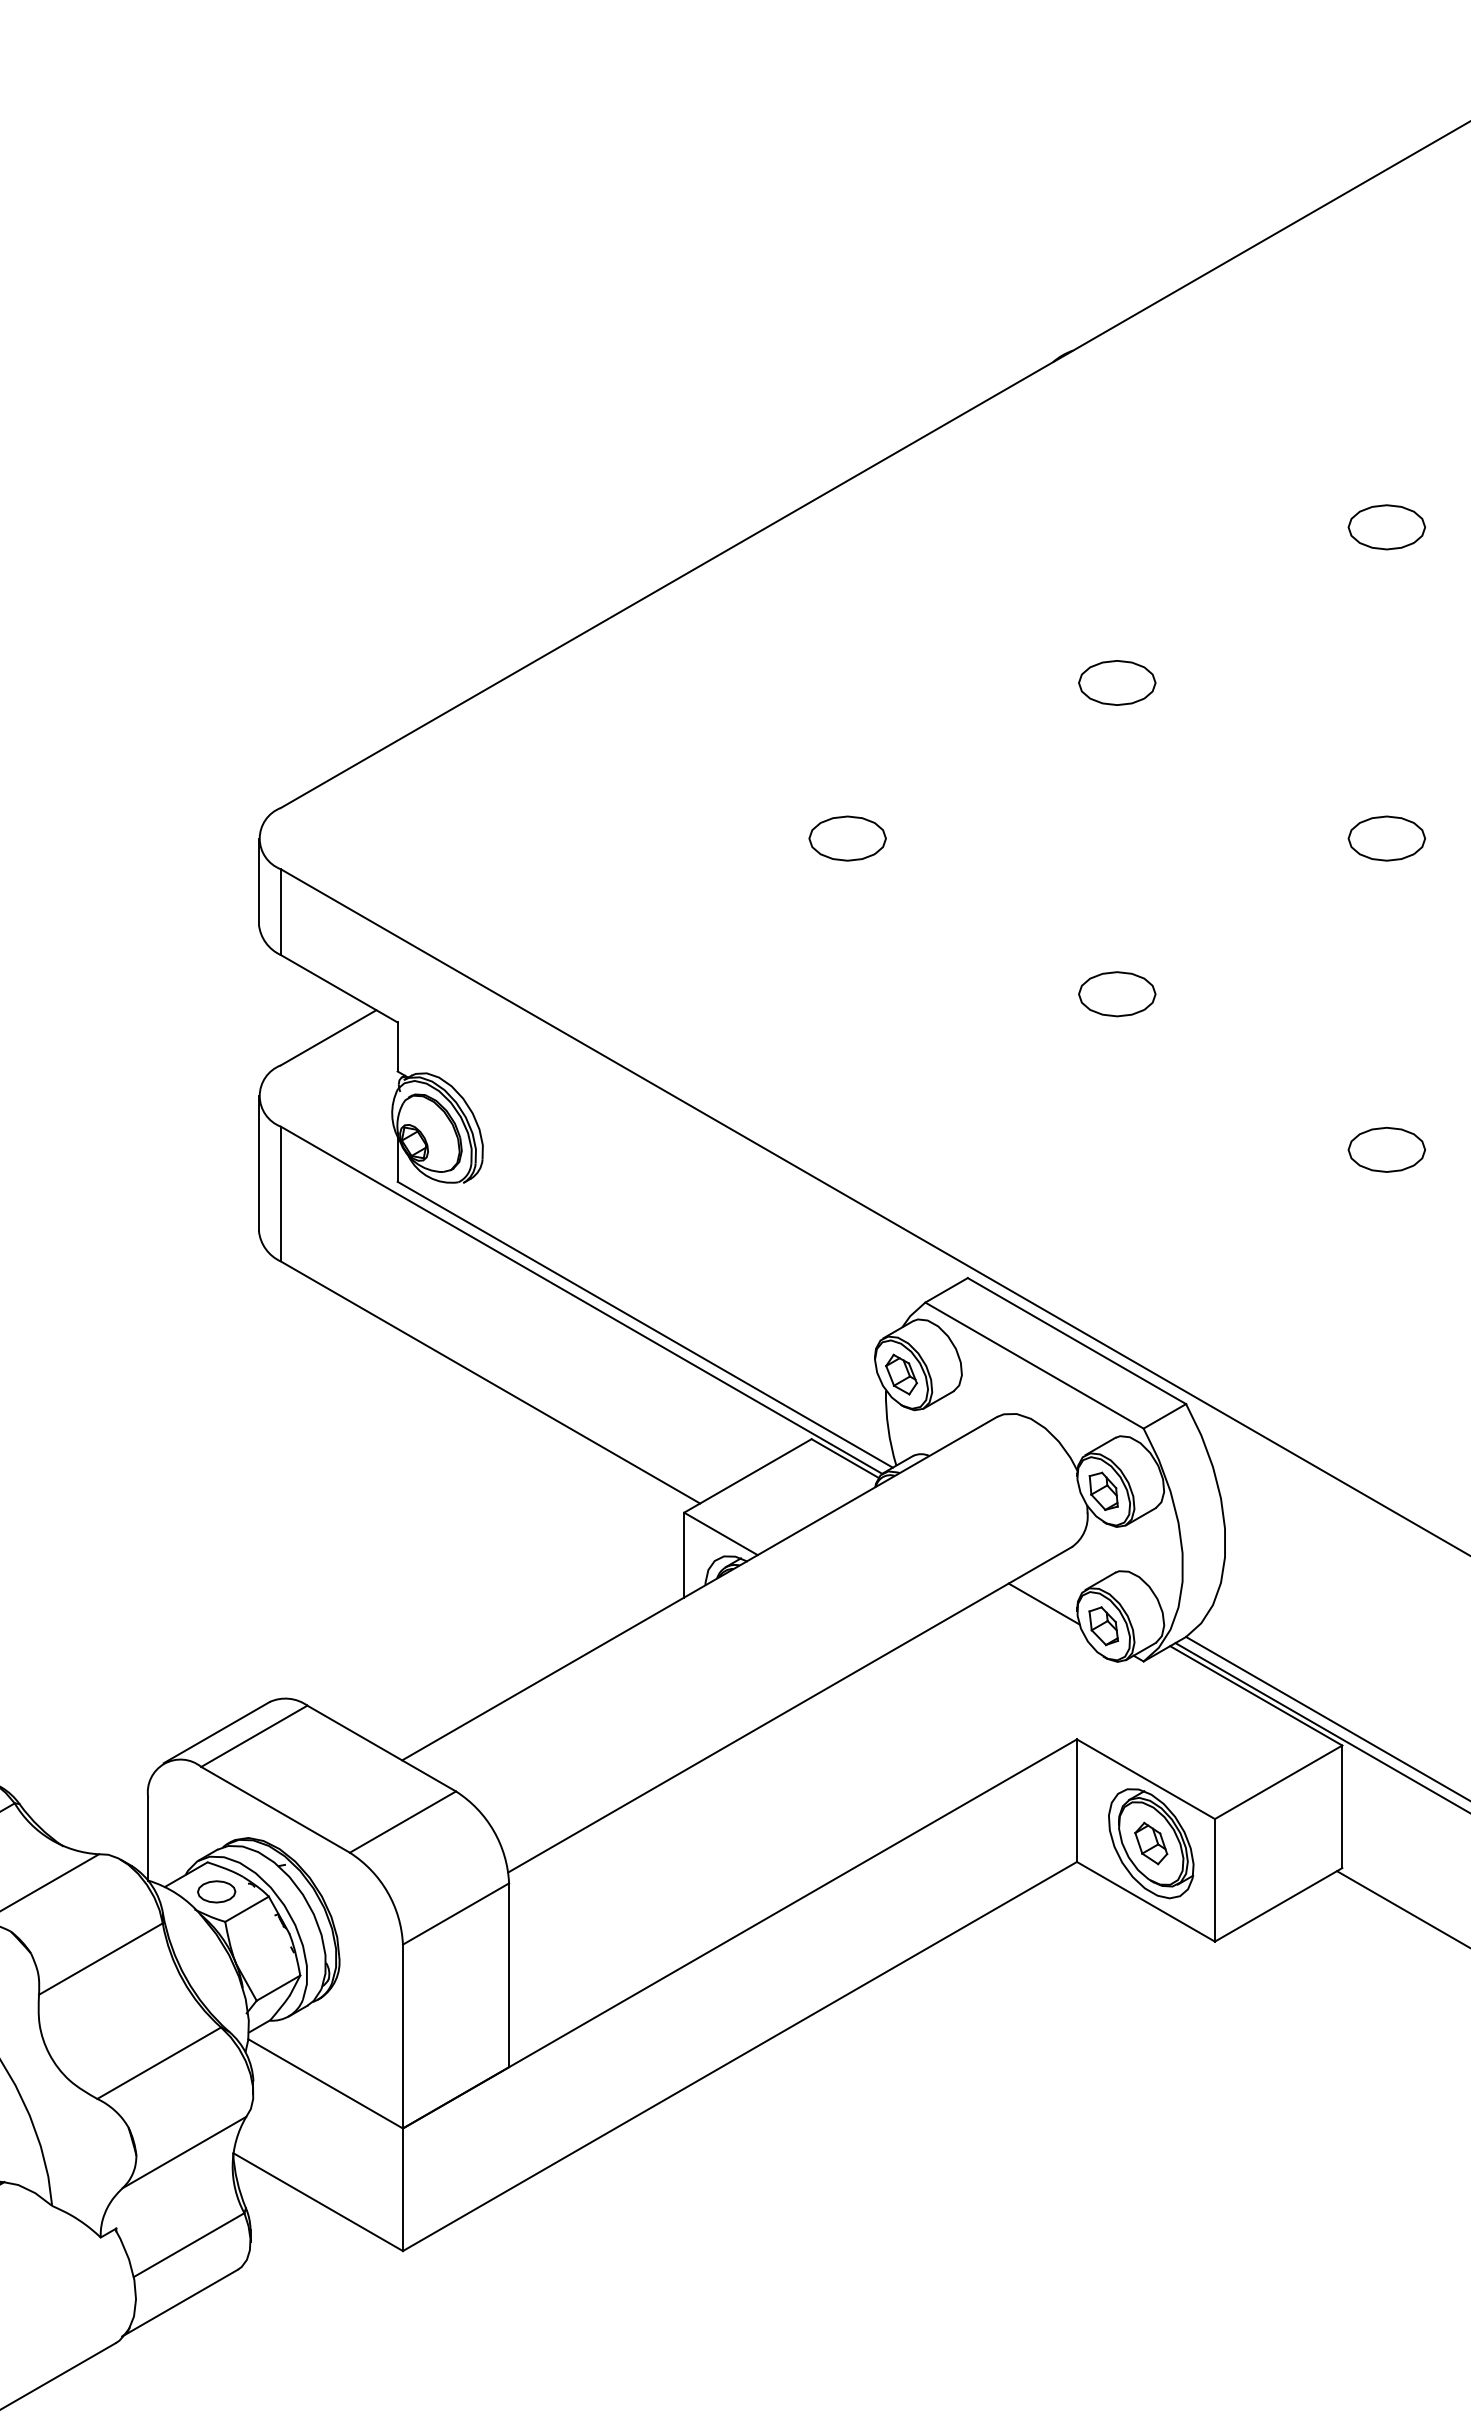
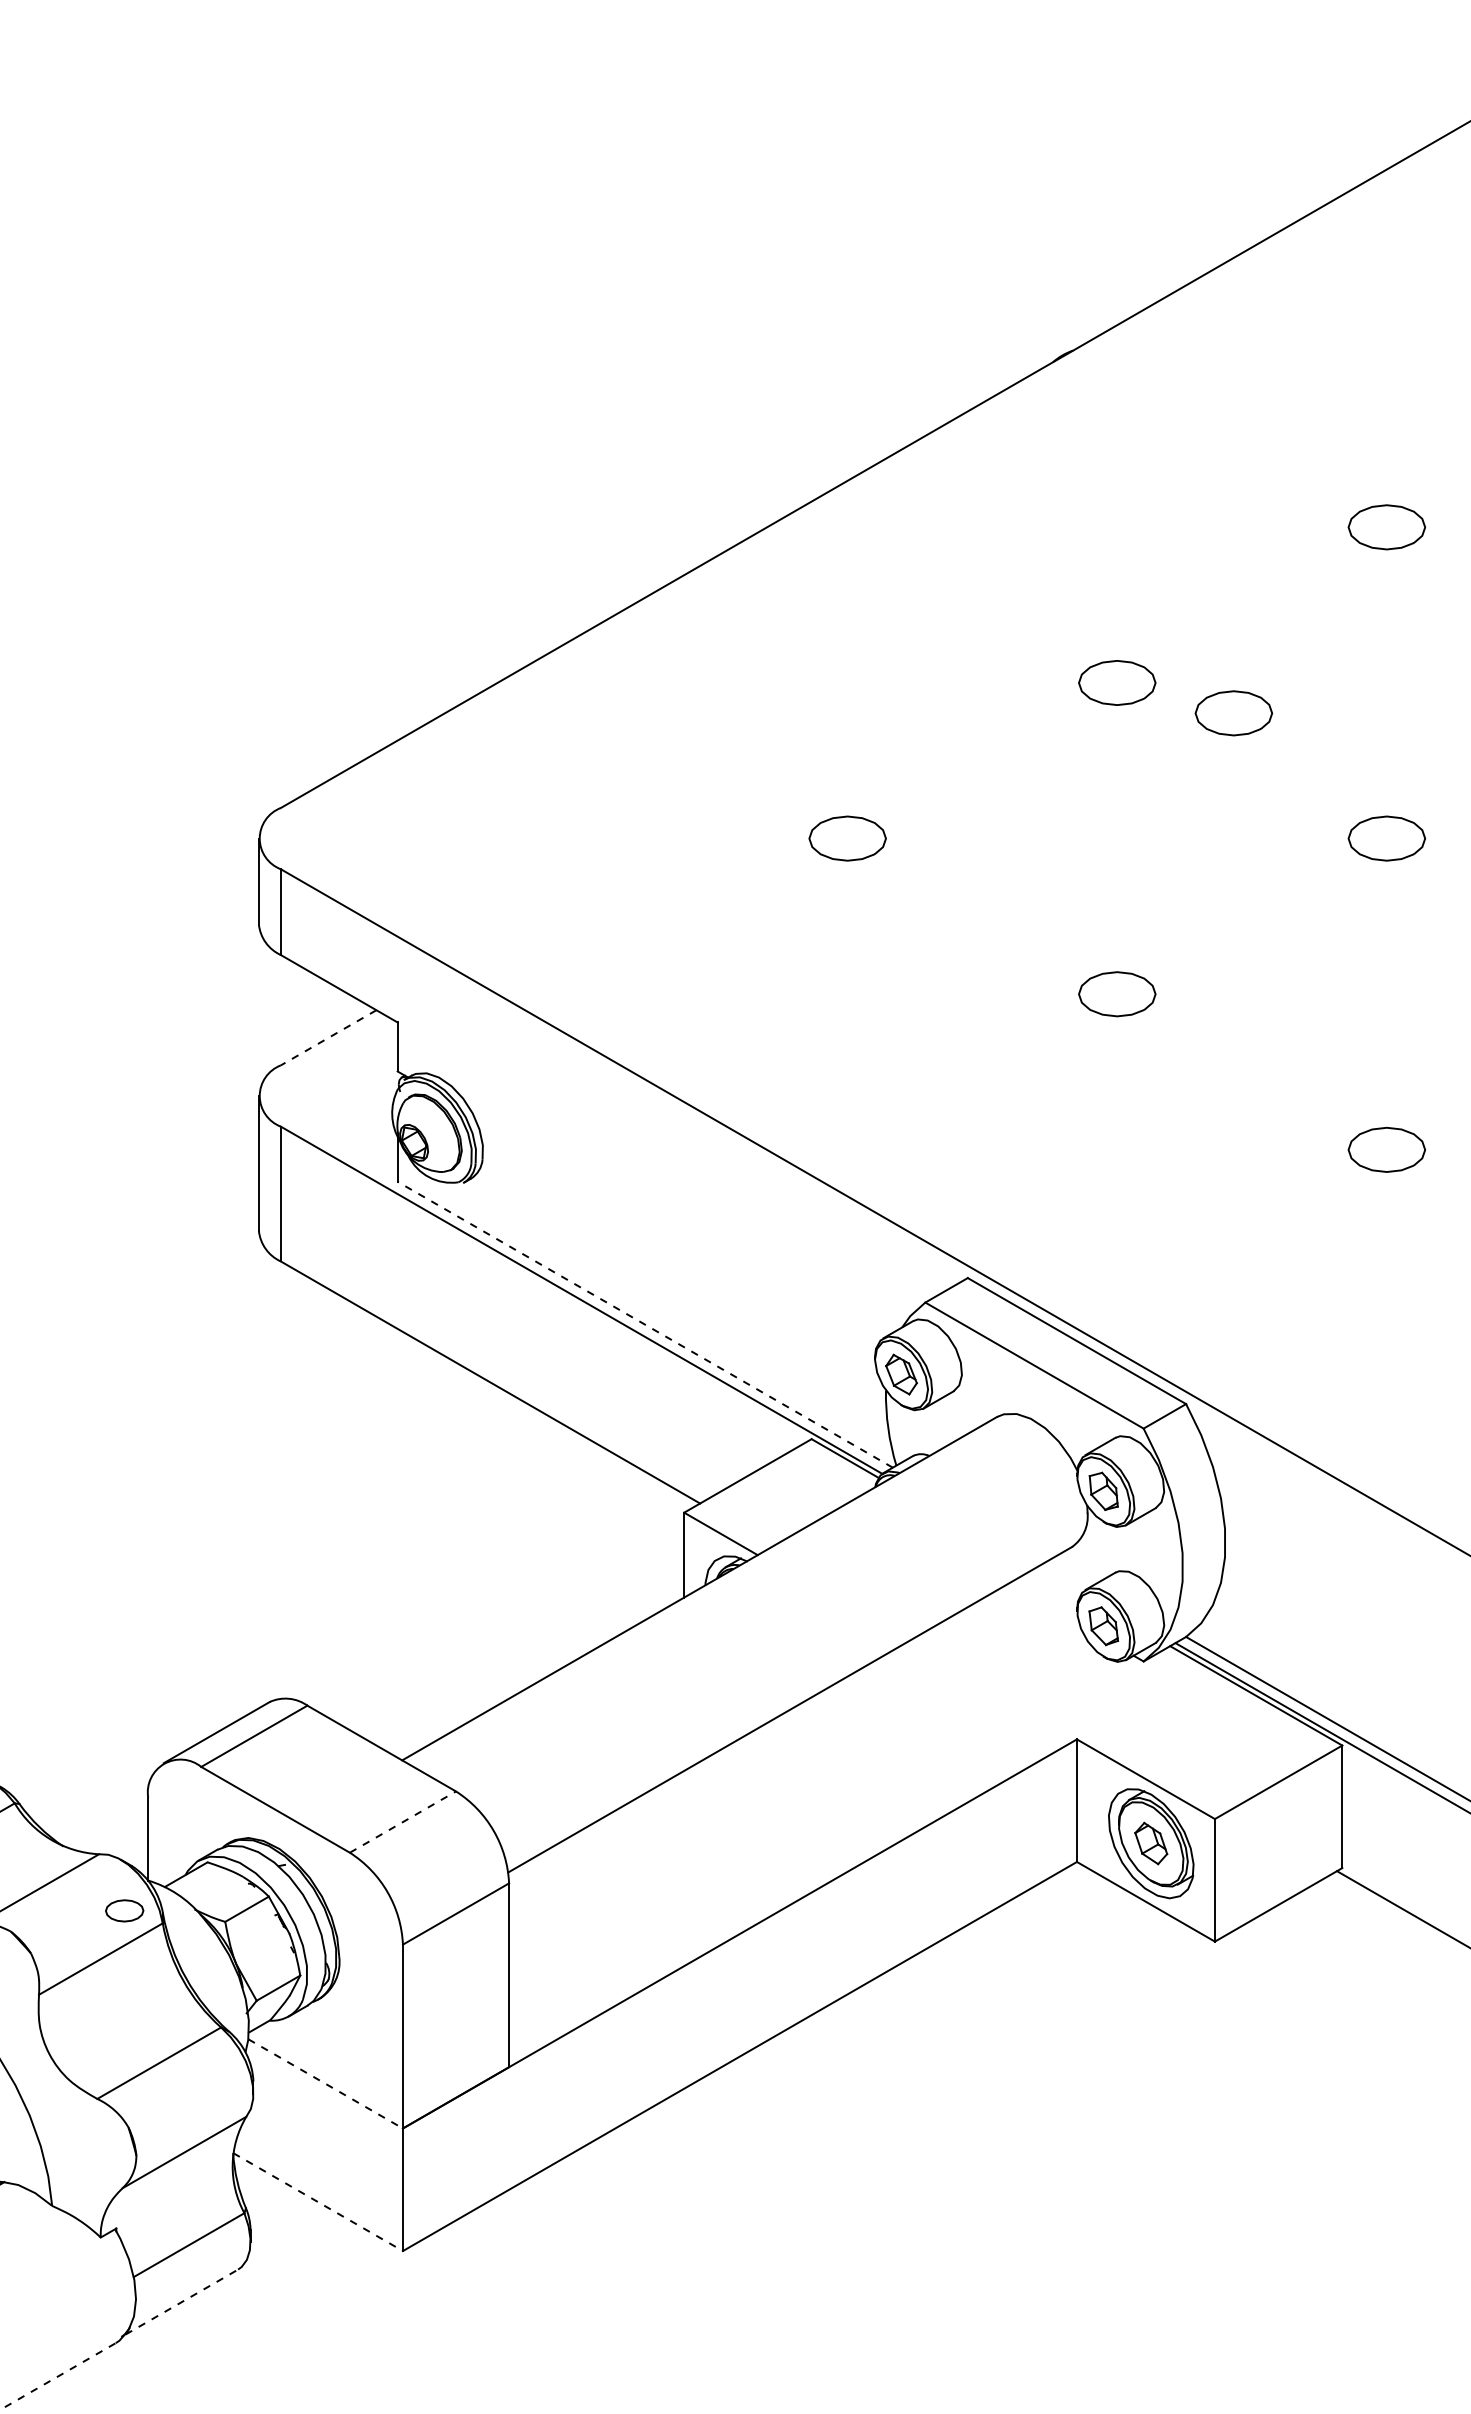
part: none -> present (1233, 713)
line: solid -> dashed (328, 1038)
line: solid -> dashed (645, 1324)
line: present -> none (1043, 1603)
line: solid -> dashed (403, 1821)
part position: (216, 1891) -> (124, 1910) (124, 1910)
line: solid -> dashed (326, 2084)
line: solid -> dashed (318, 2202)
line: solid -> dashed (181, 2302)
line: solid -> dashed (58, 2376)
